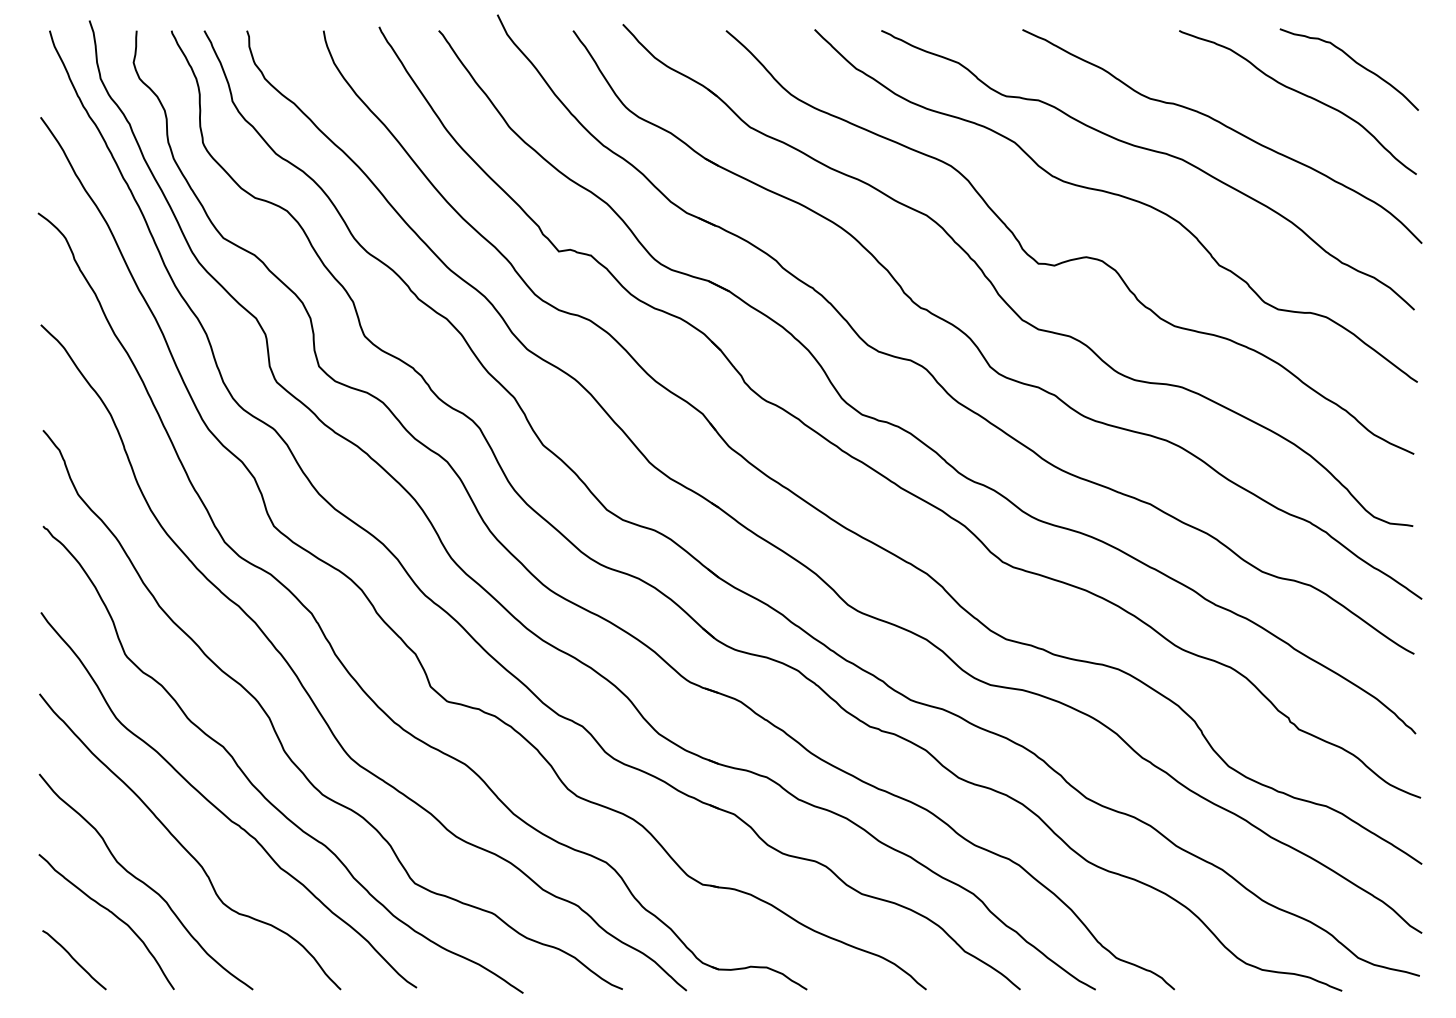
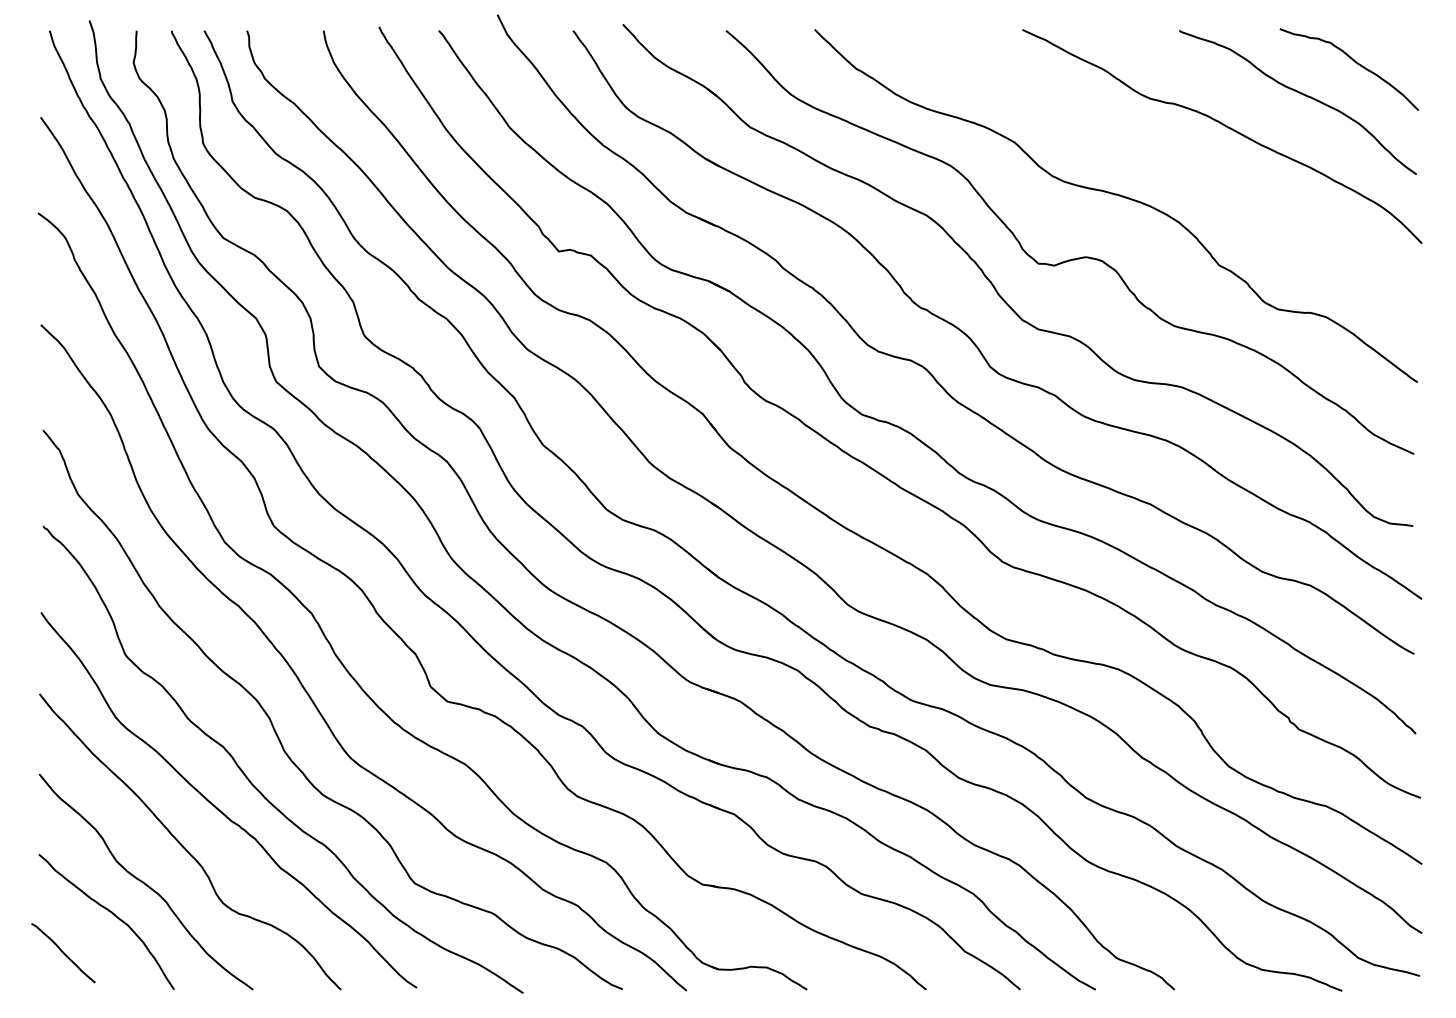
curve: present -> none (1151, 151)
curve position: (74, 960) -> (63, 953) (63, 953)
